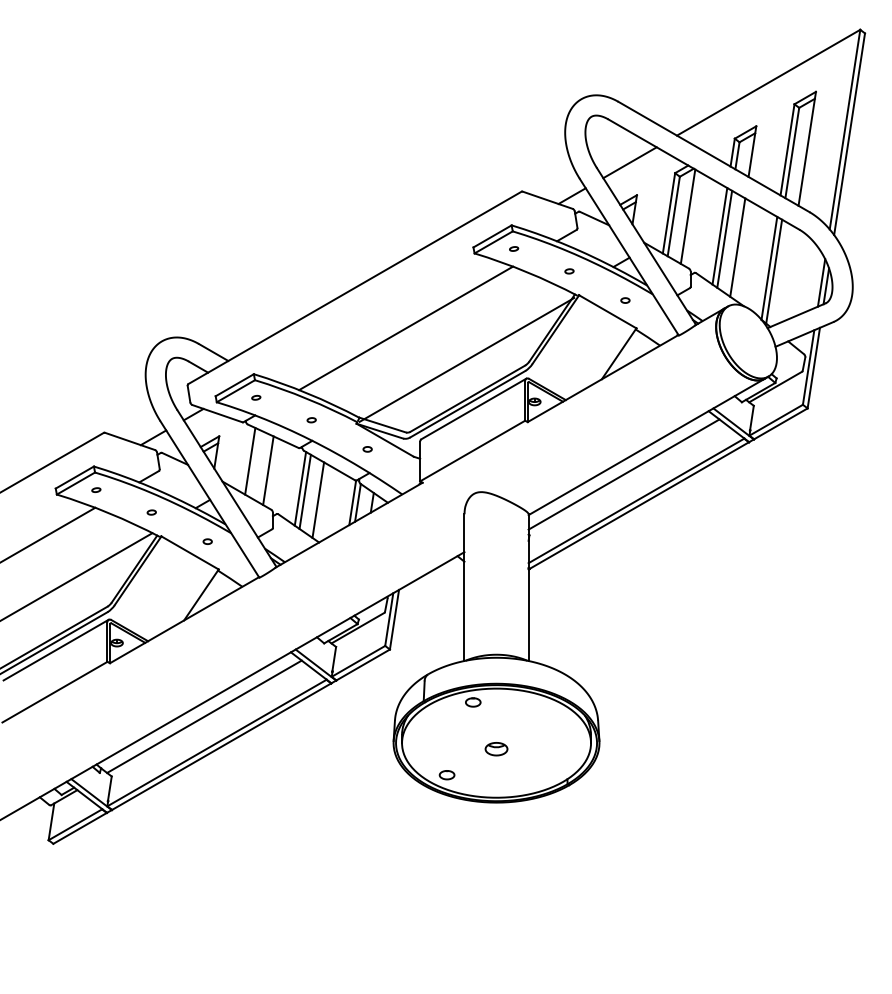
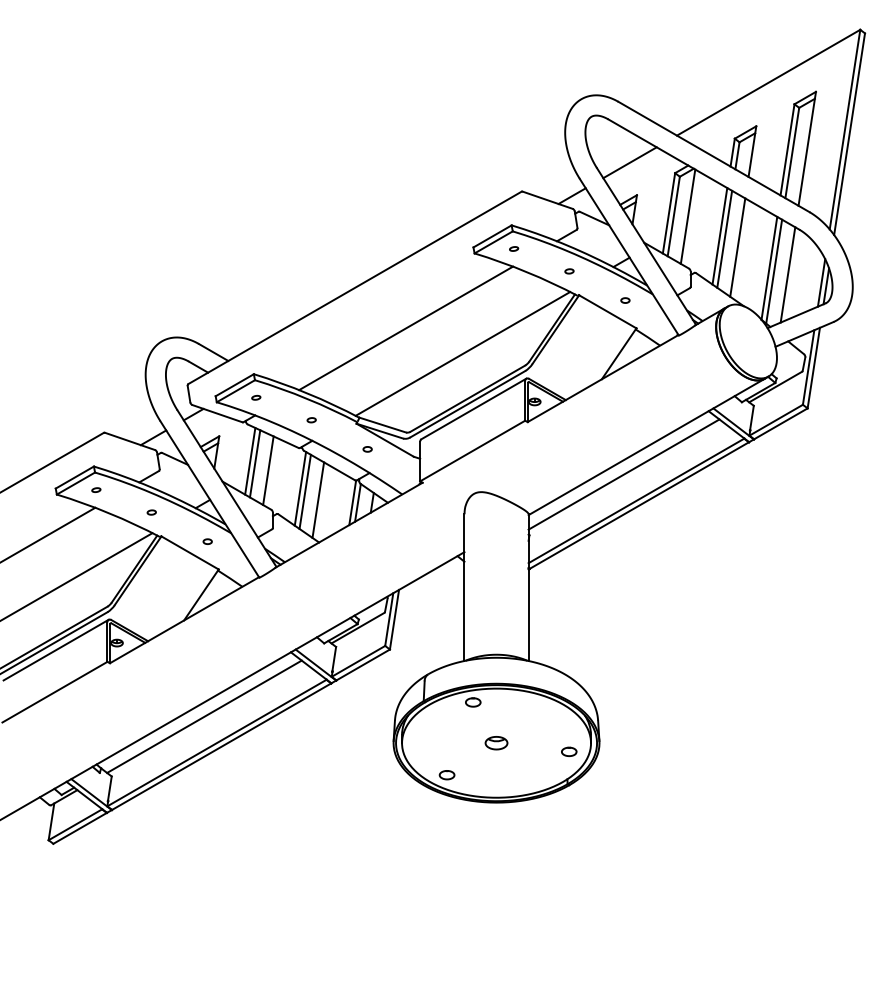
line: none -> present (787, 274)
line position: (466, 359) -> (462, 353) (462, 353)
line: none -> present (255, 463)
part position: (496, 749) -> (496, 743) (496, 743)
part: none -> present (569, 751)
